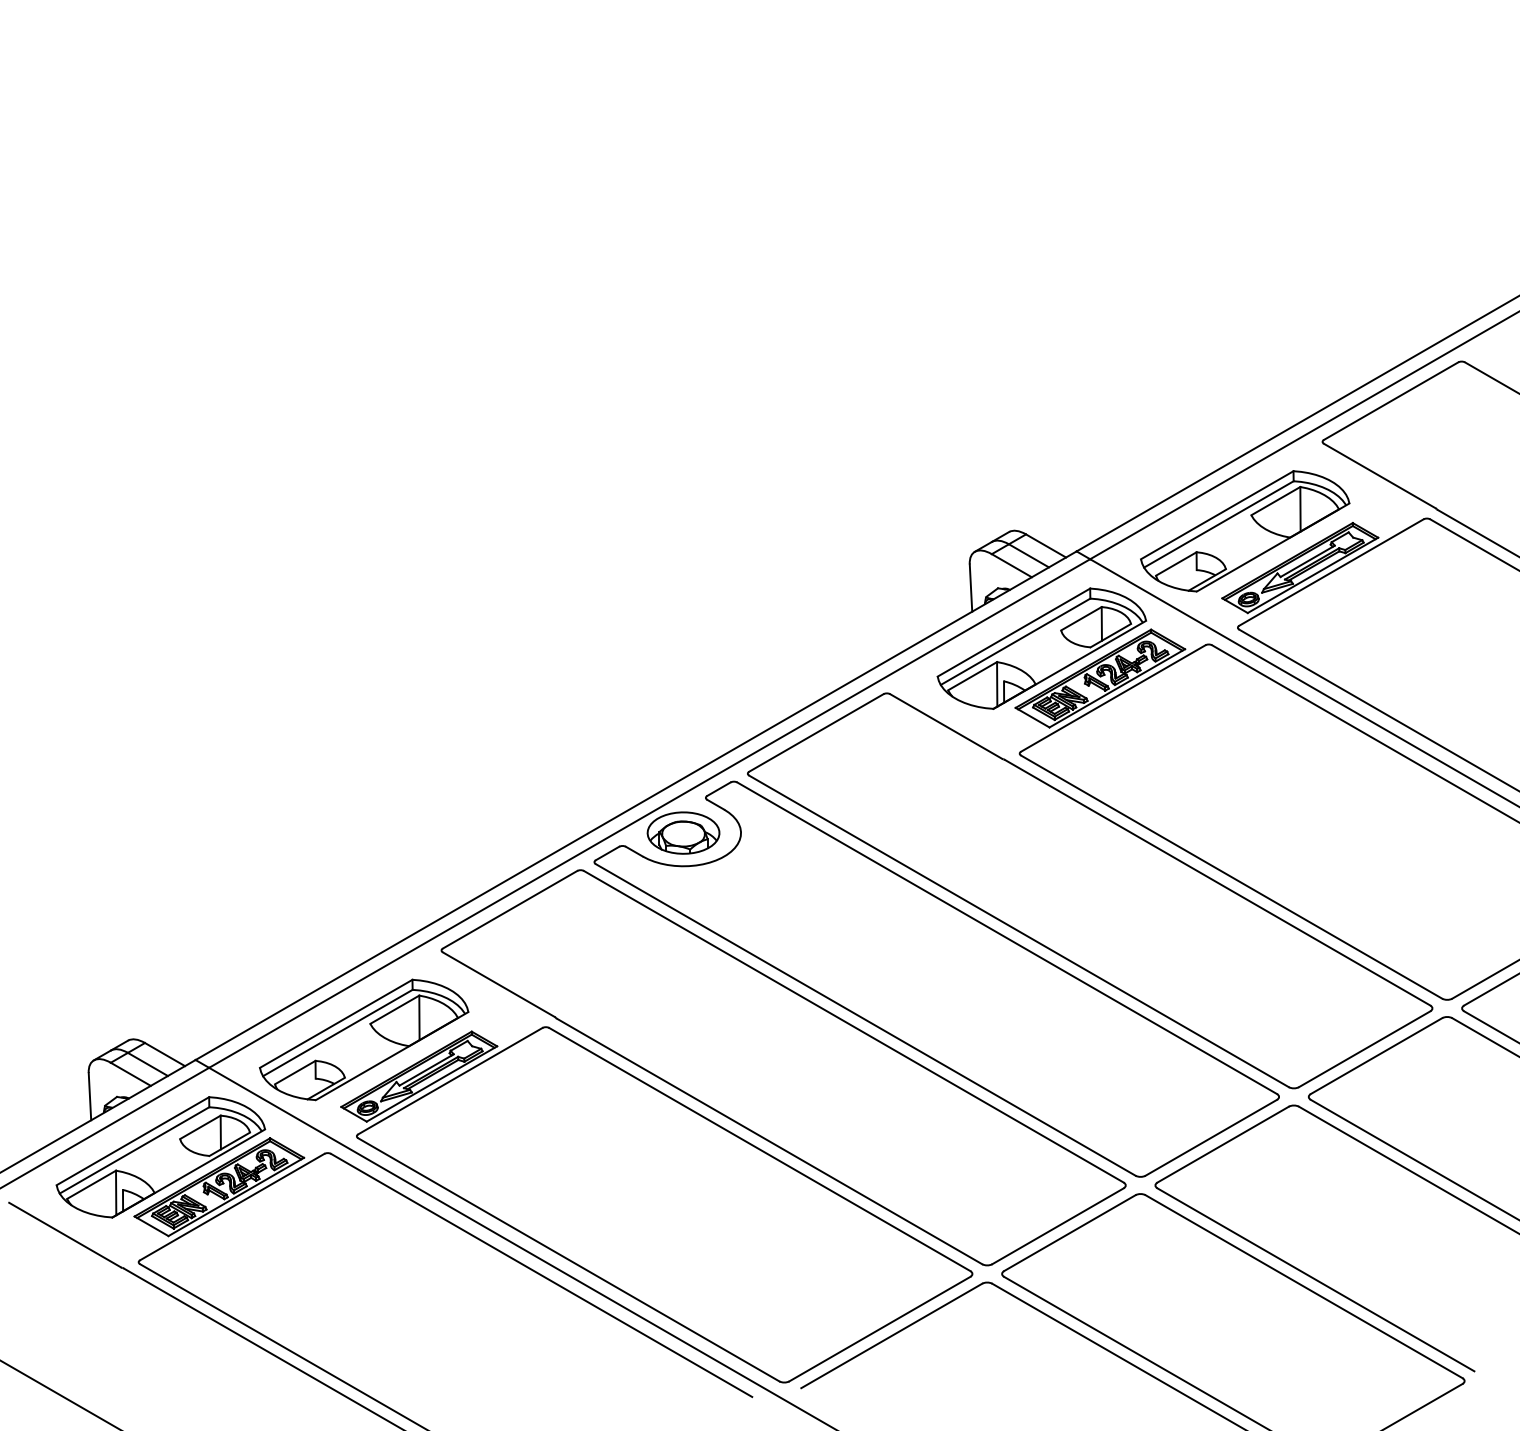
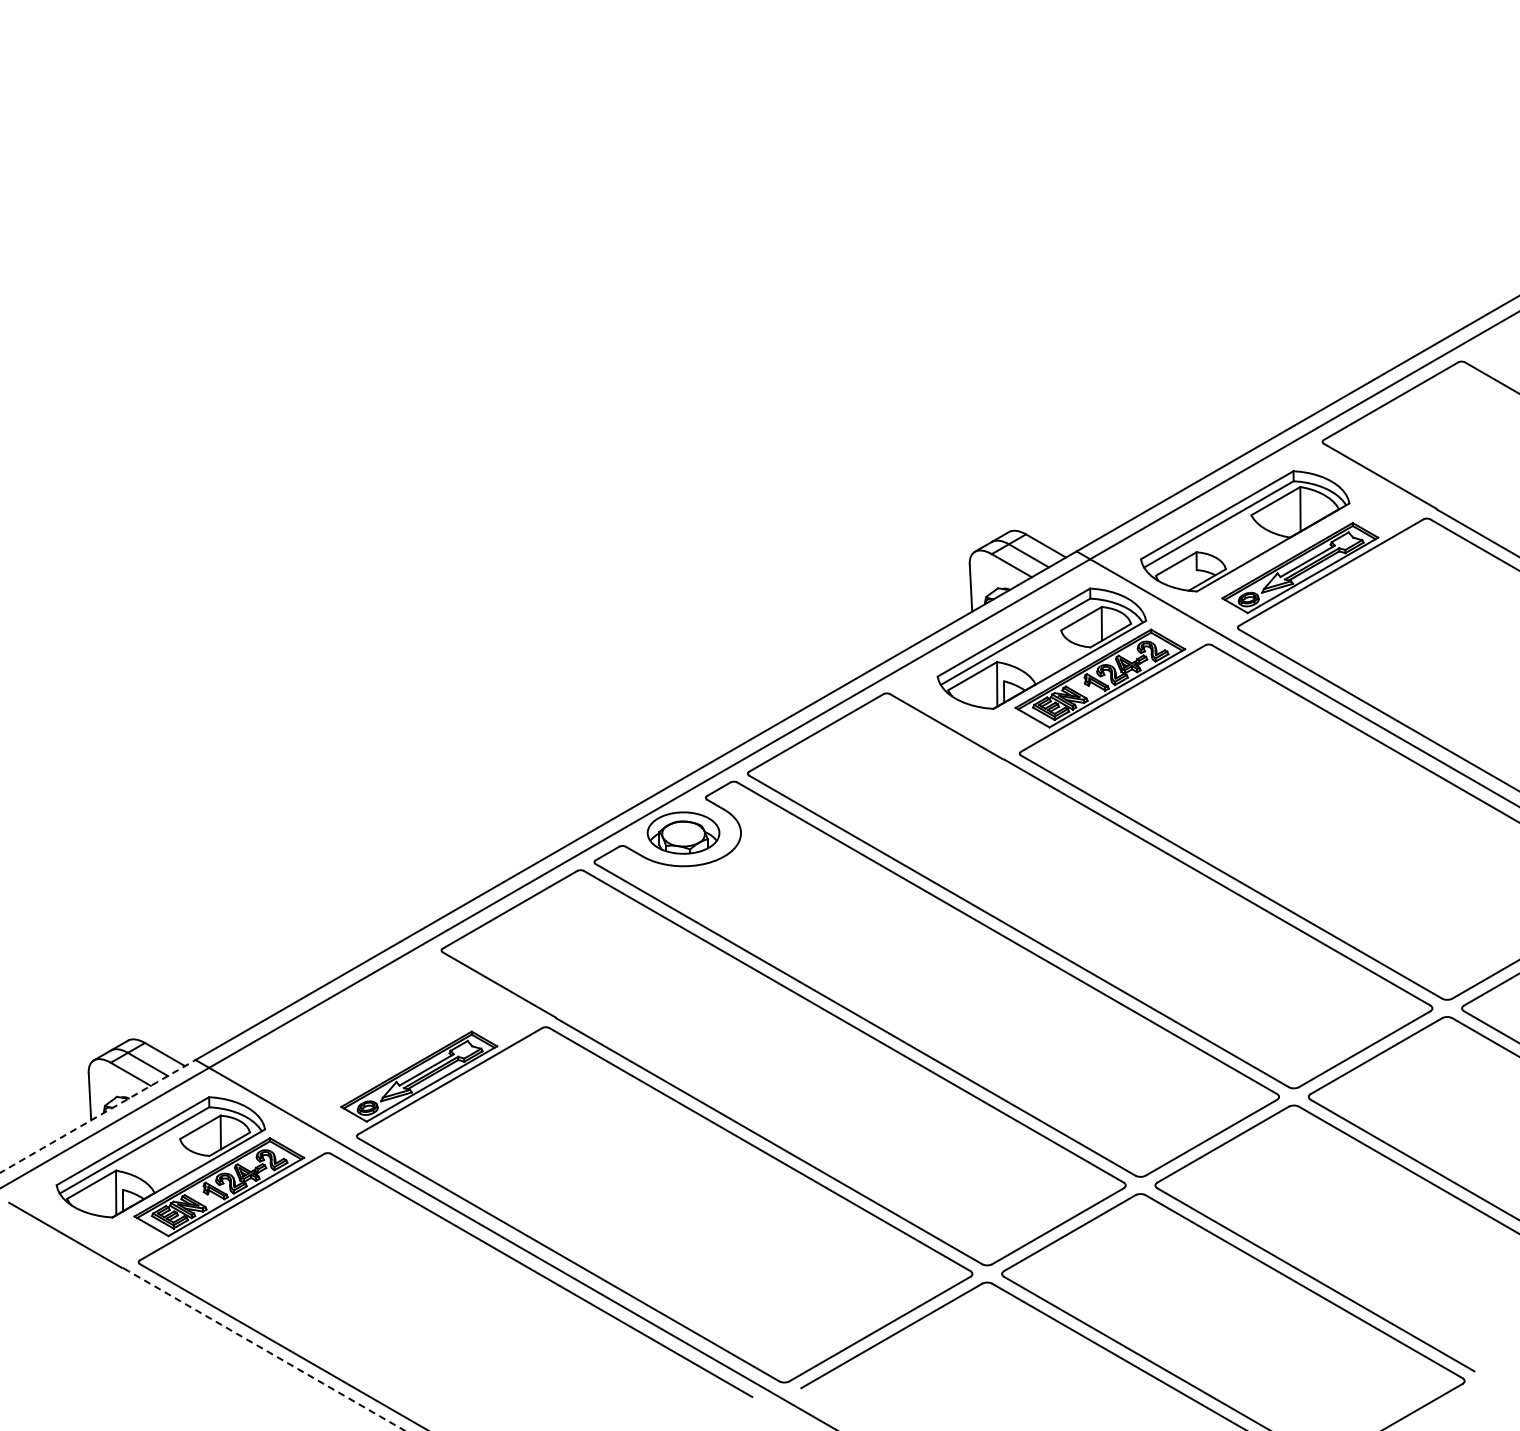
part: present -> none (364, 1039)
line: solid -> dashed (97, 1116)
line: solid -> dashed (264, 1349)
line: present -> none (59, 1394)
